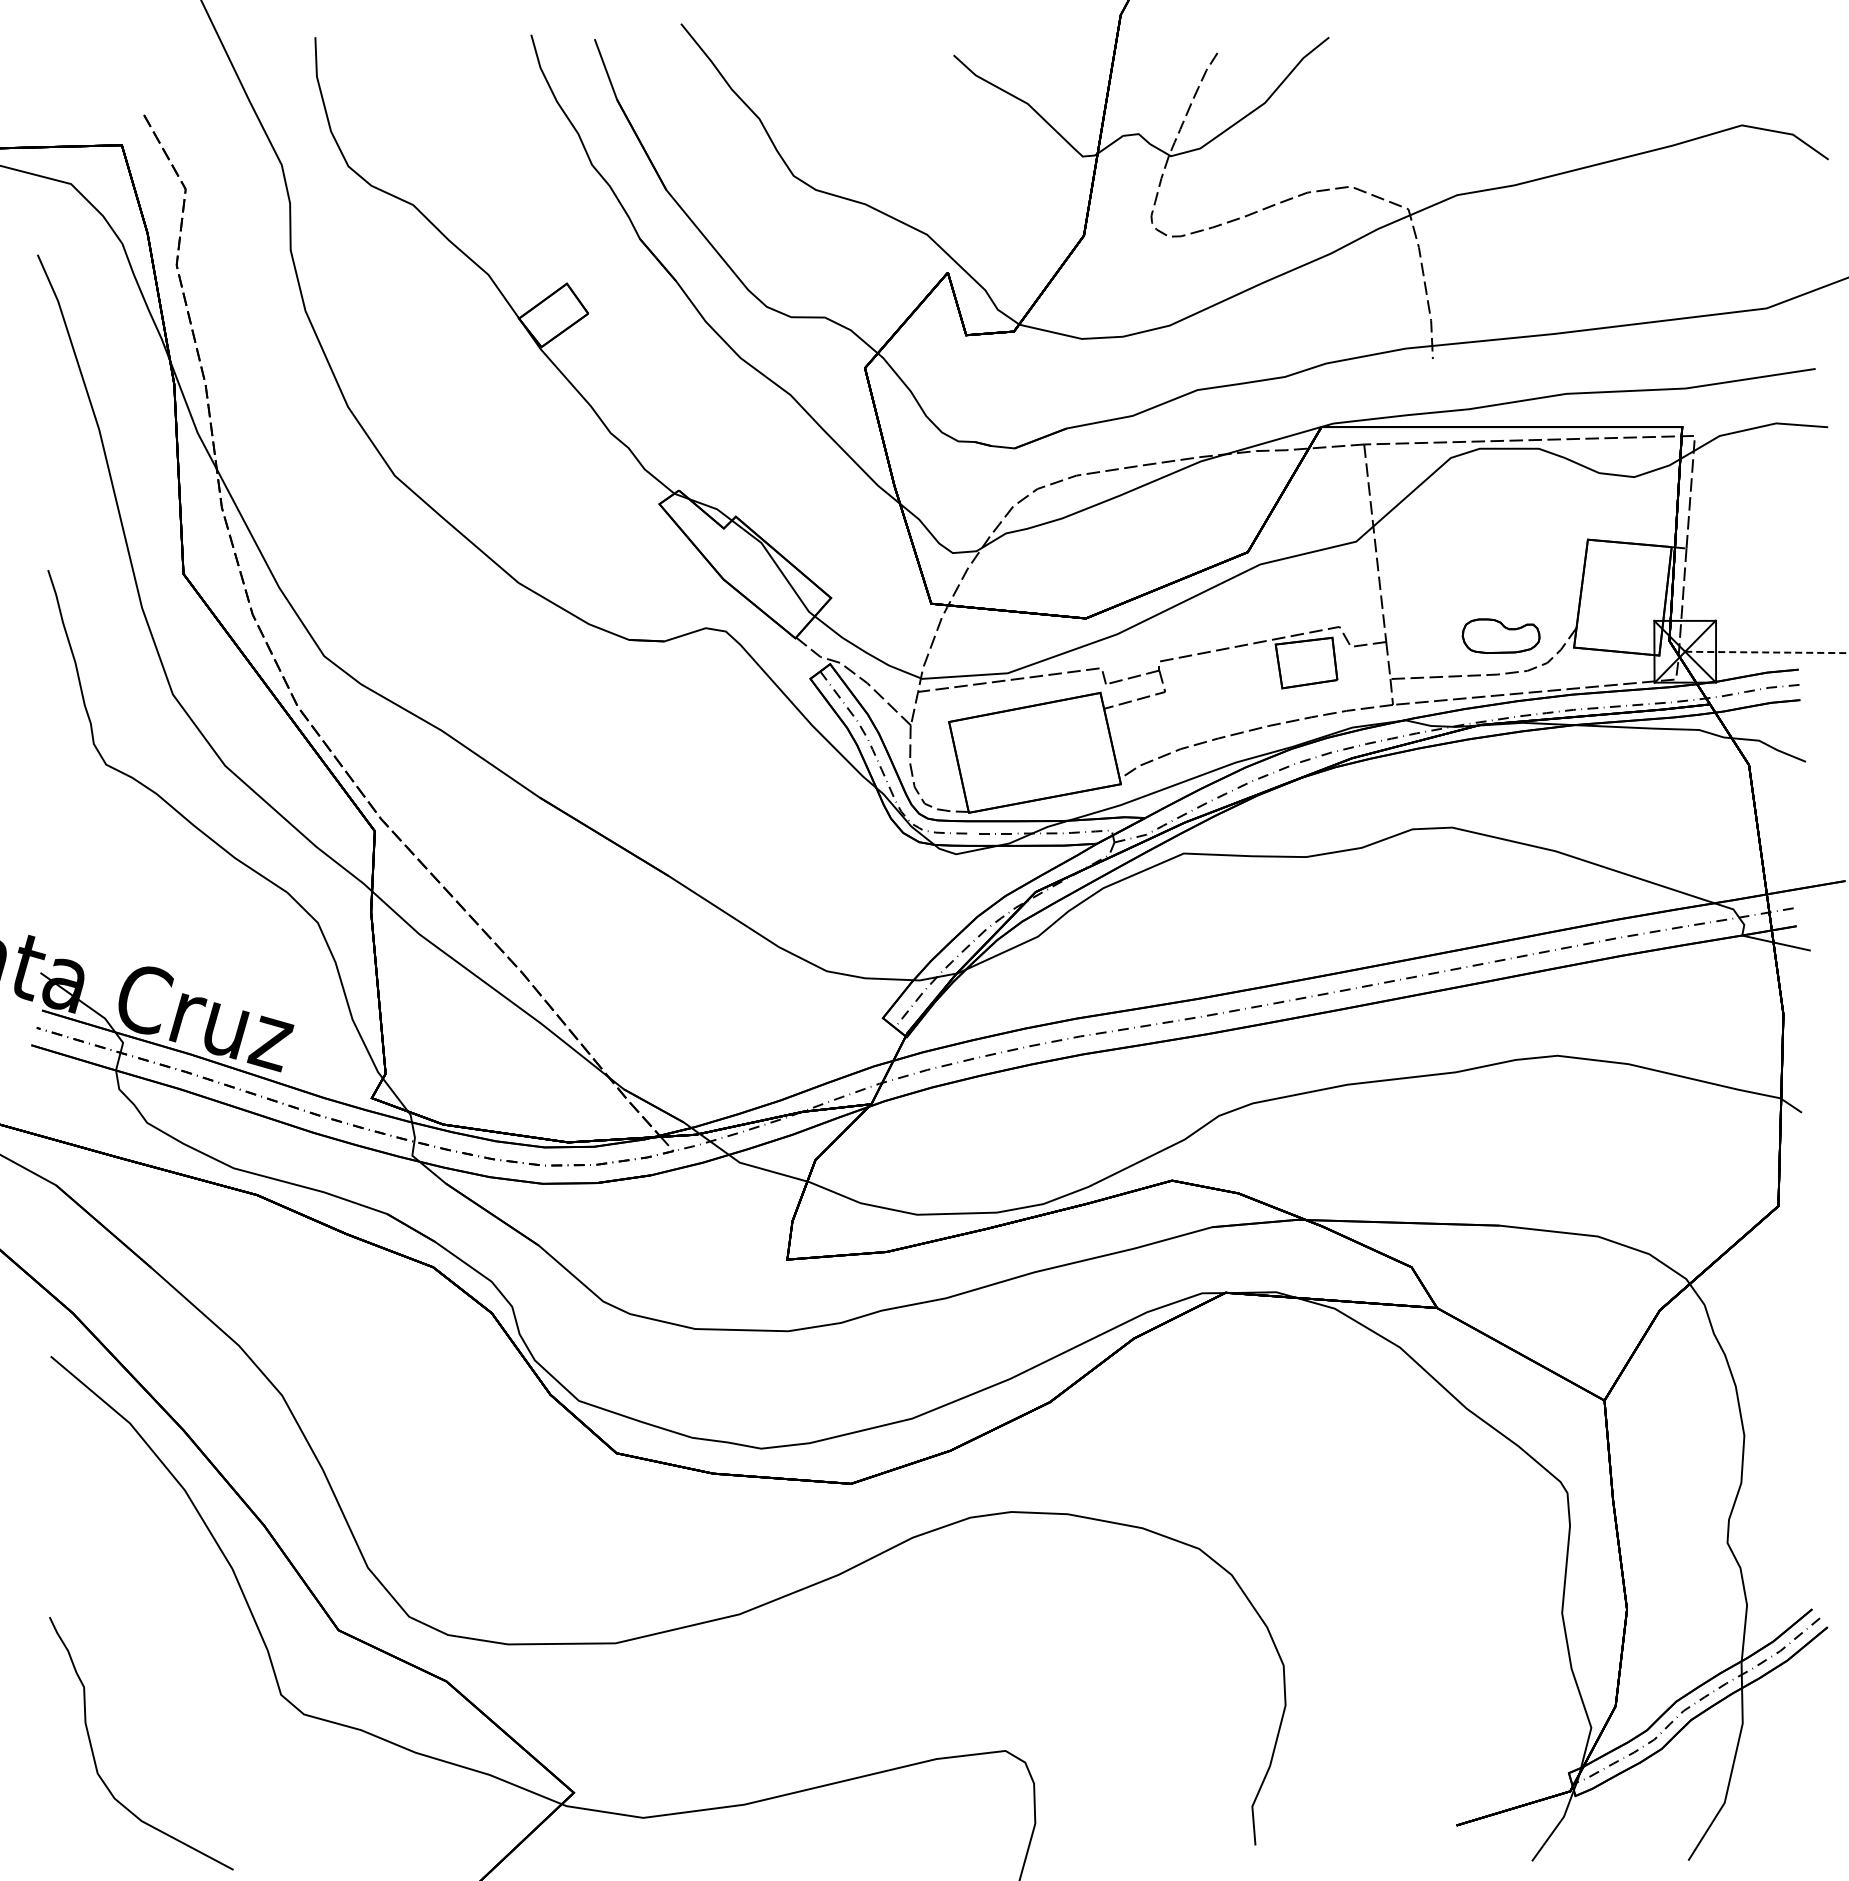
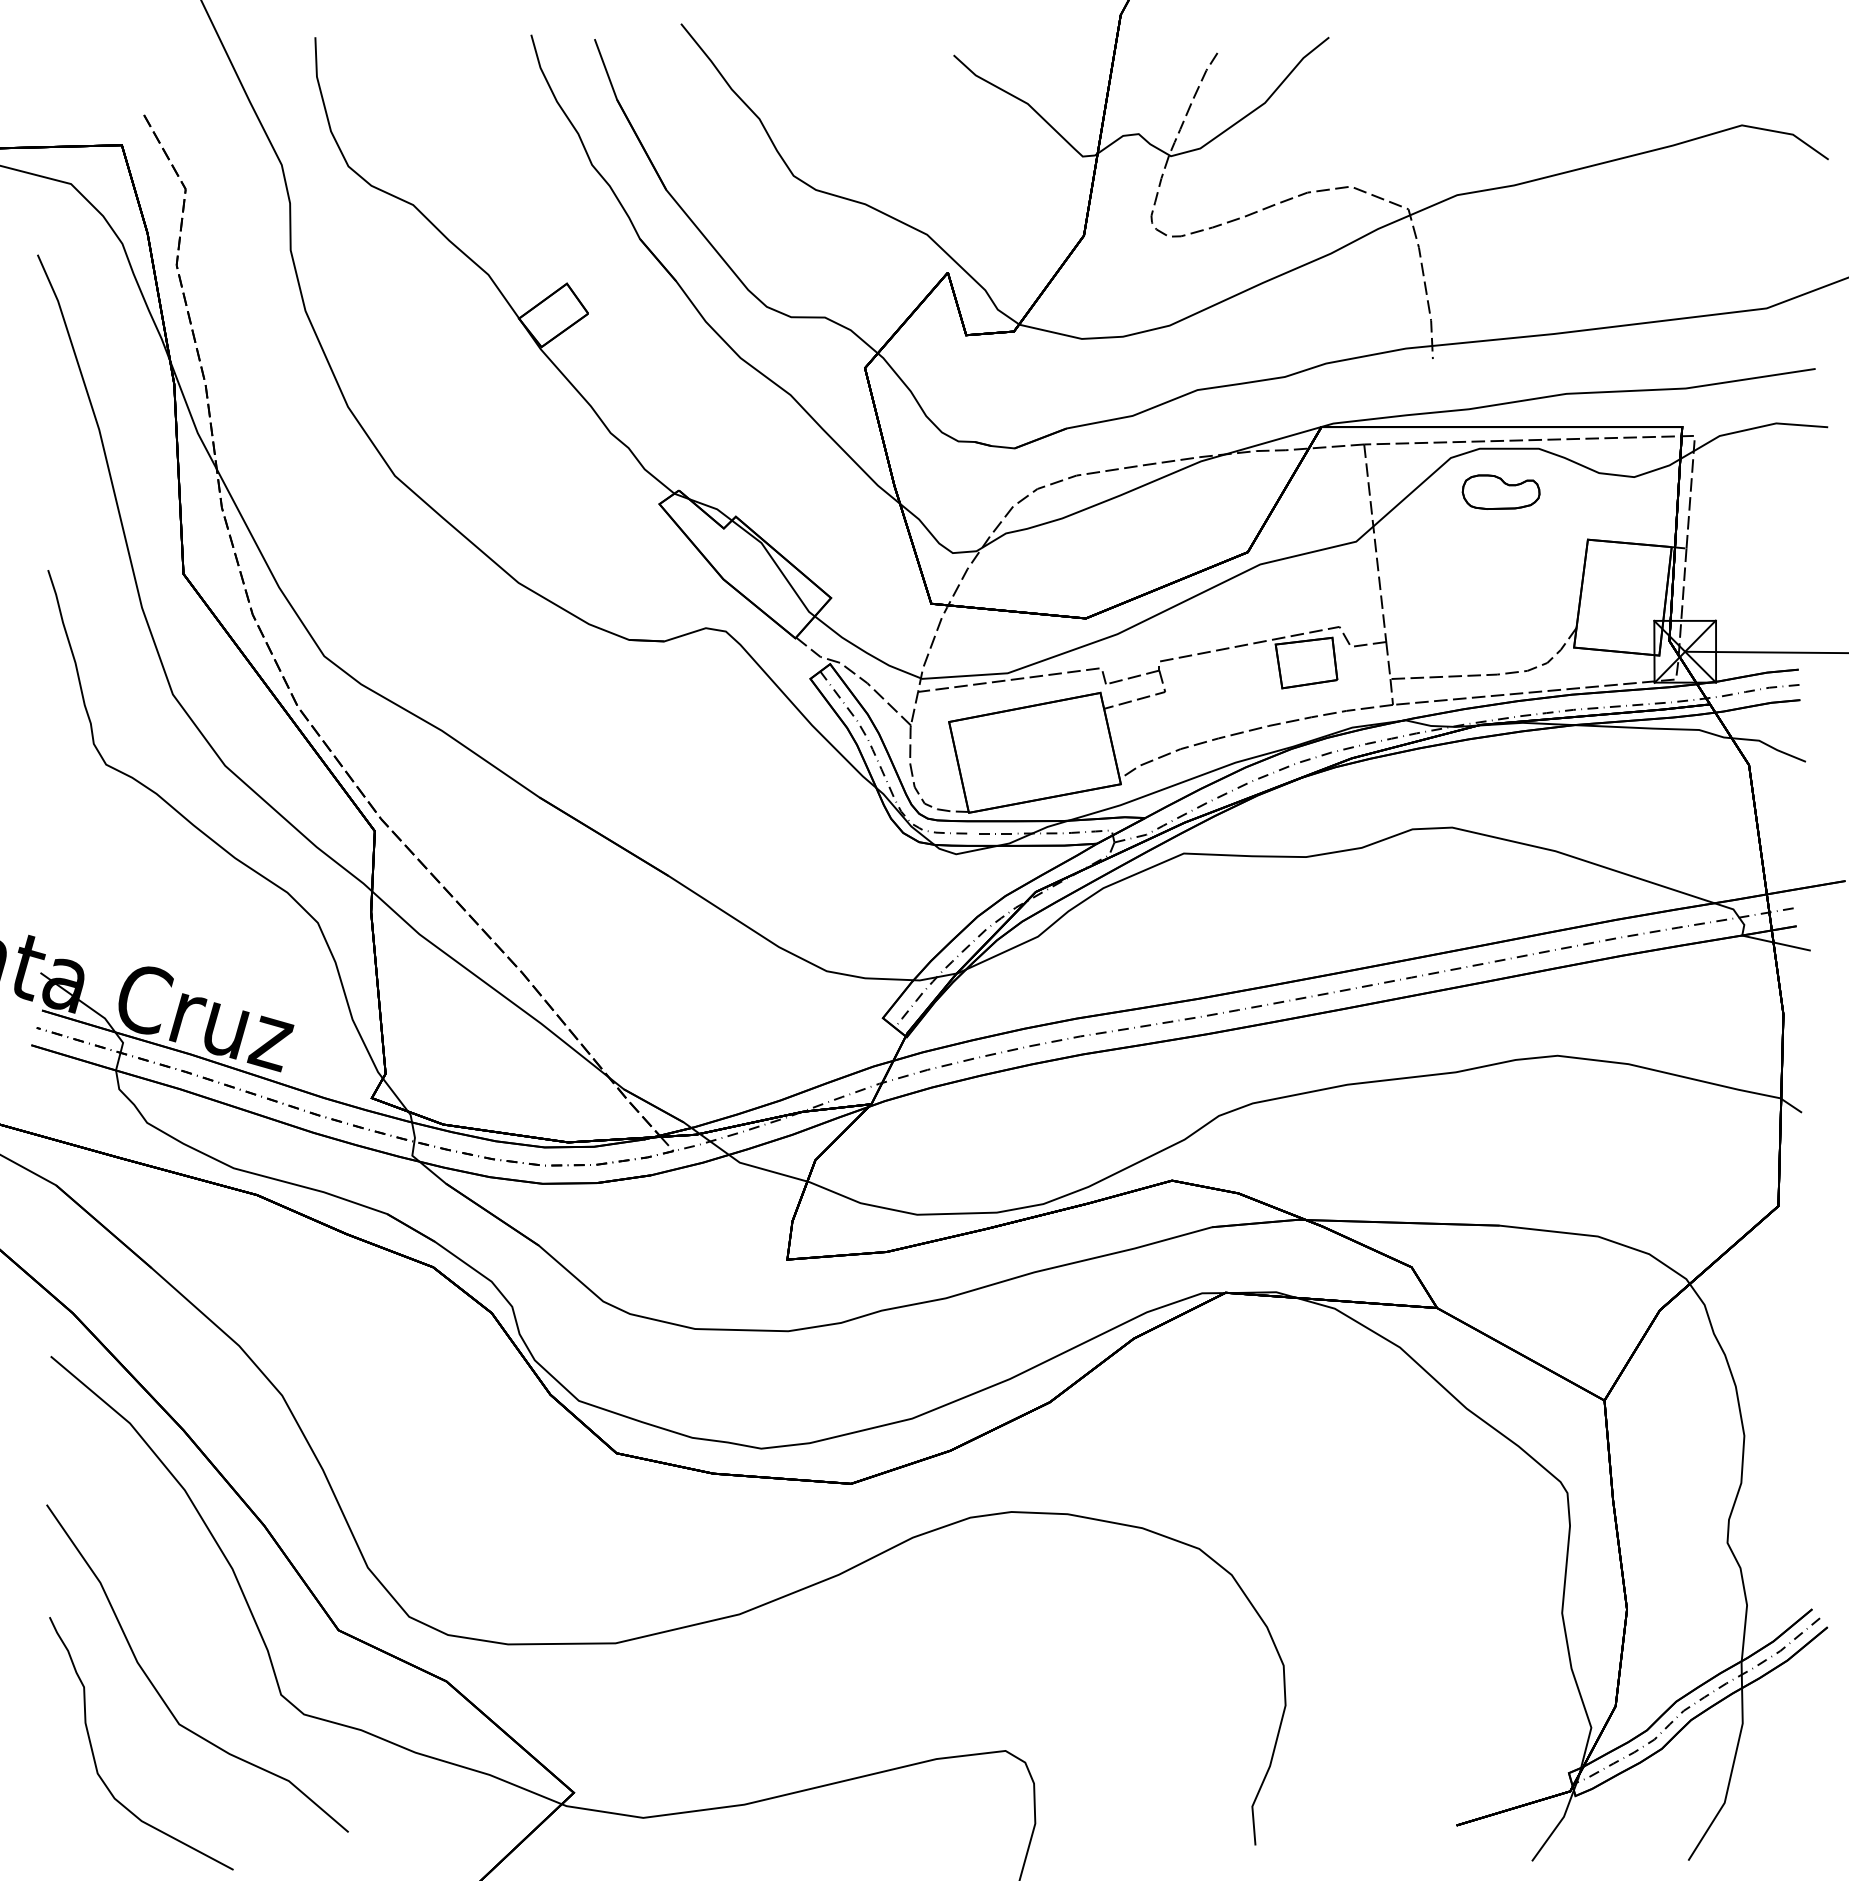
part position: (1500, 635) -> (1500, 491) (1500, 491)
line: dashed -> solid (1767, 652)
curve: none -> present (160, 1694)
